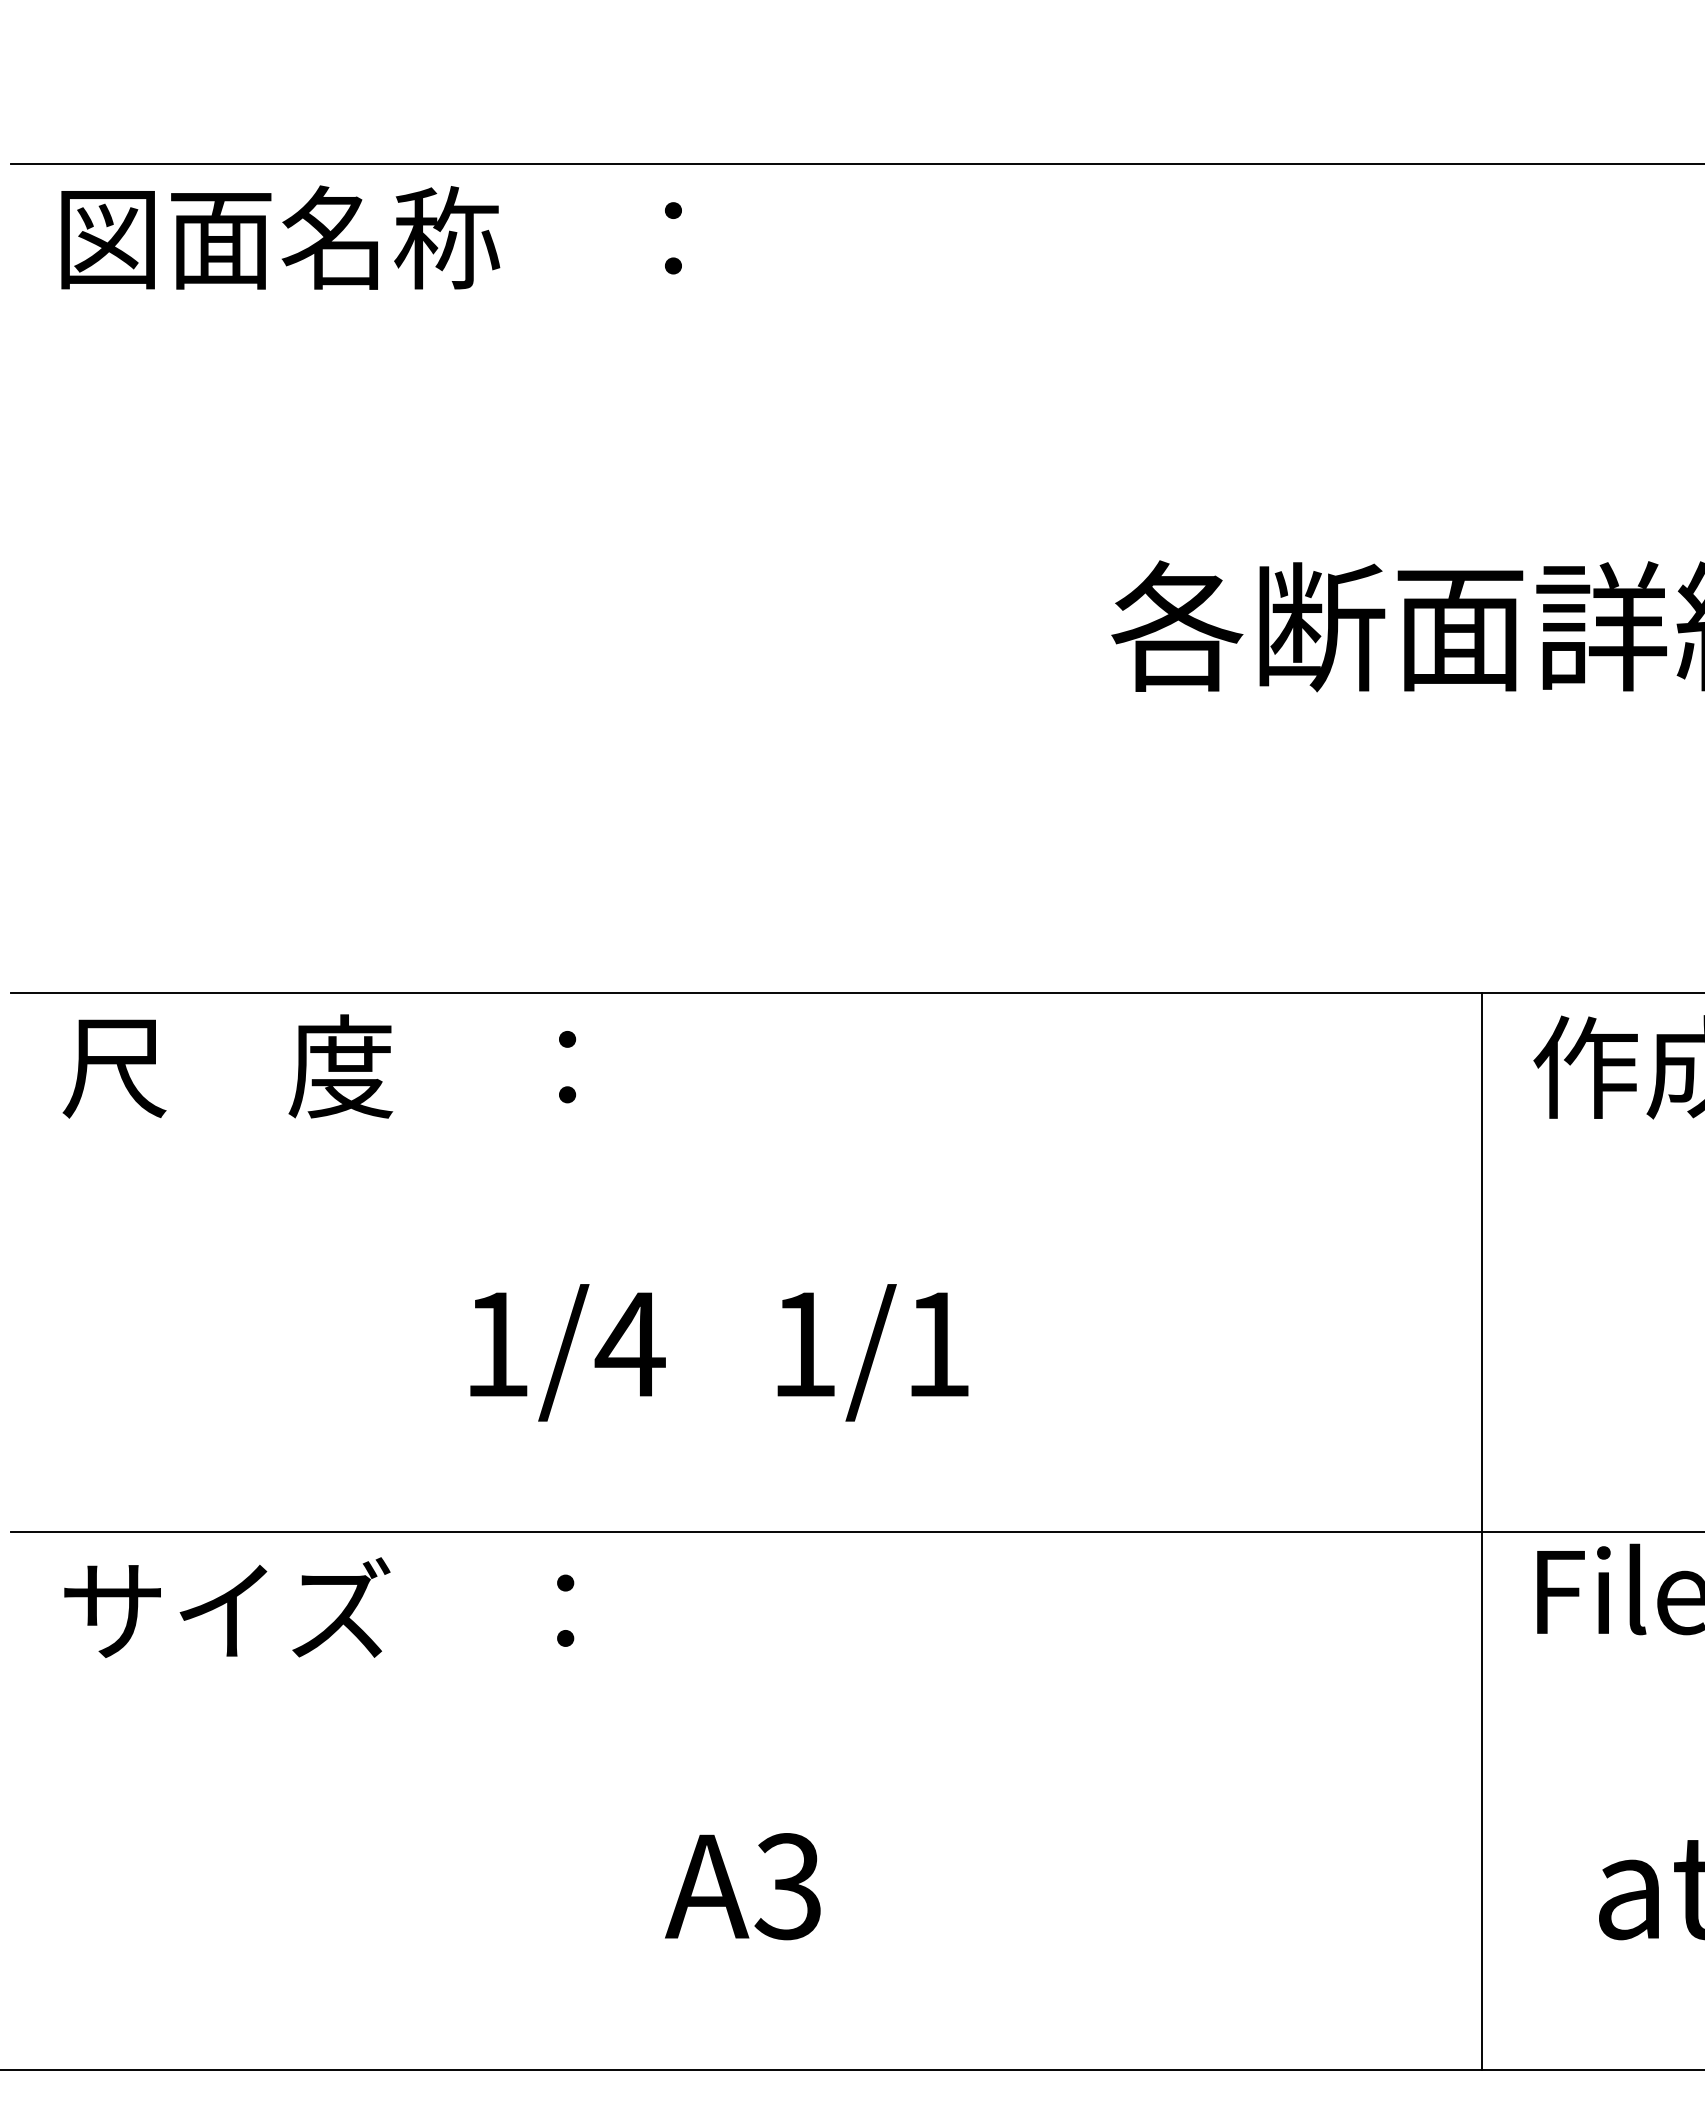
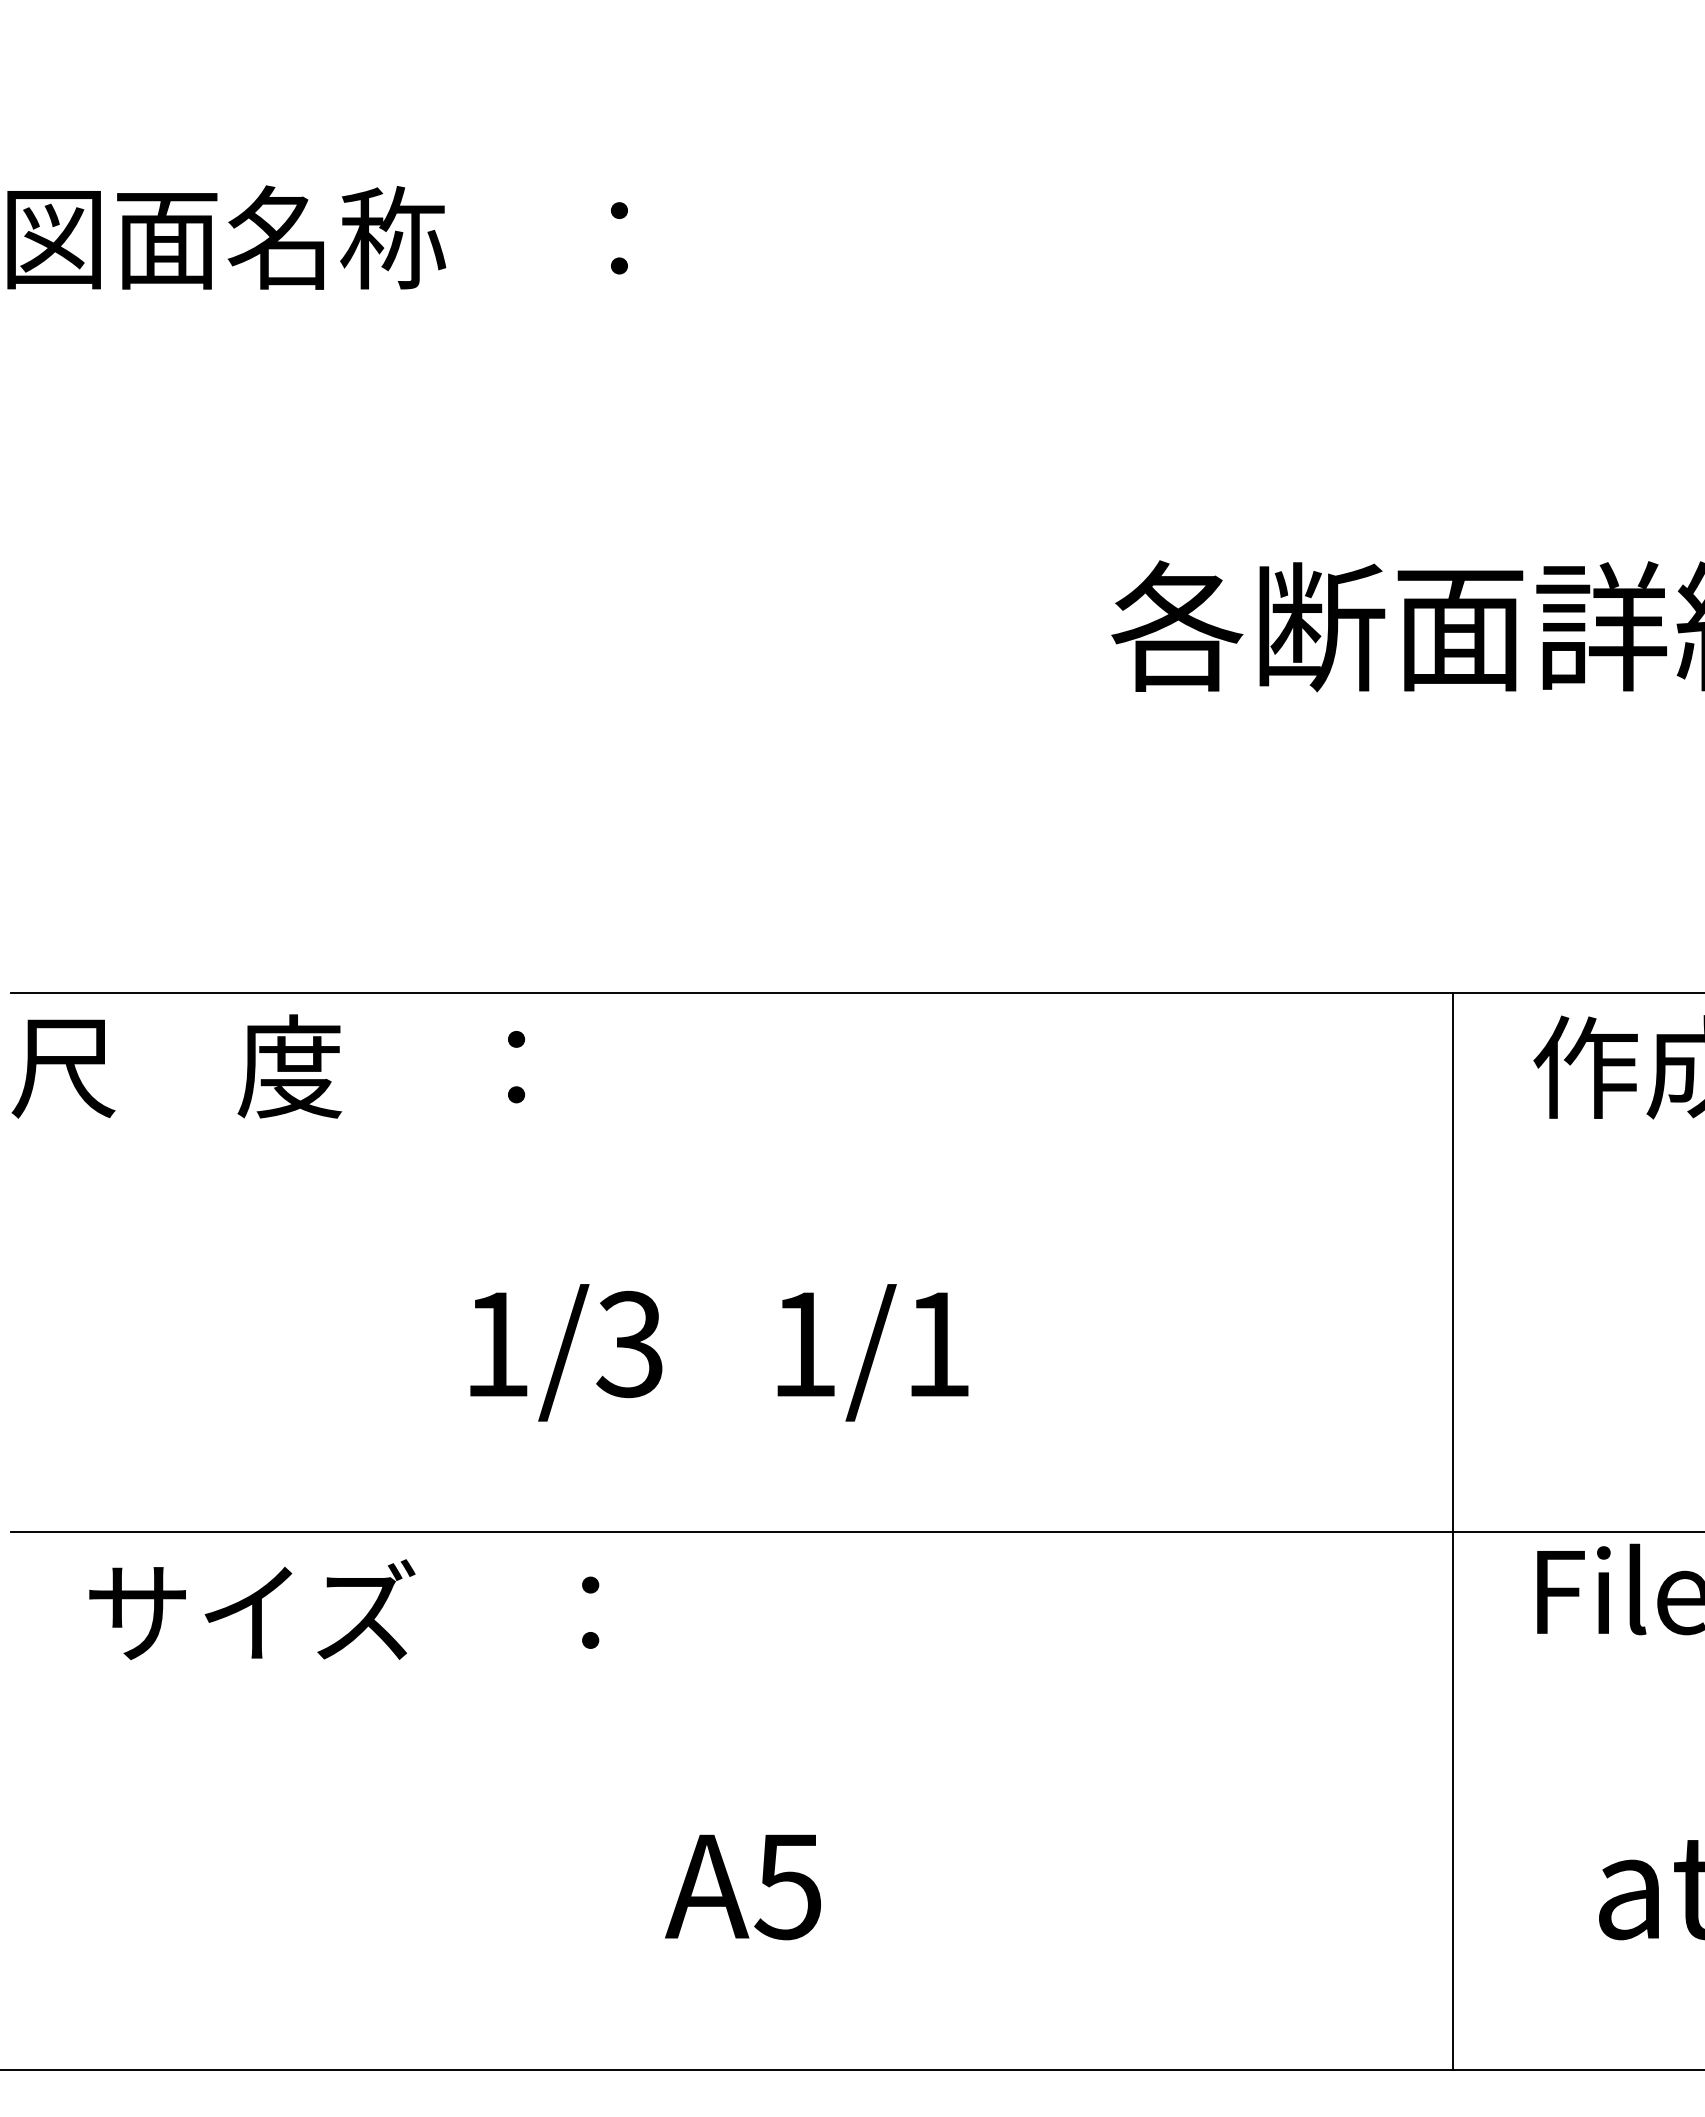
line: present -> none (855, 163)
text position: (371, 237) -> (317, 237) (317, 237)
text position: (319, 1066) -> (268, 1066) (268, 1066)
text: 1/4 -> 1/3 (629, 1344)
line position: (1482, 1531) -> (1453, 1531) (1453, 1531)
text position: (319, 1607) -> (344, 1609) (344, 1609)
text: A3 -> A5 (787, 1886)
